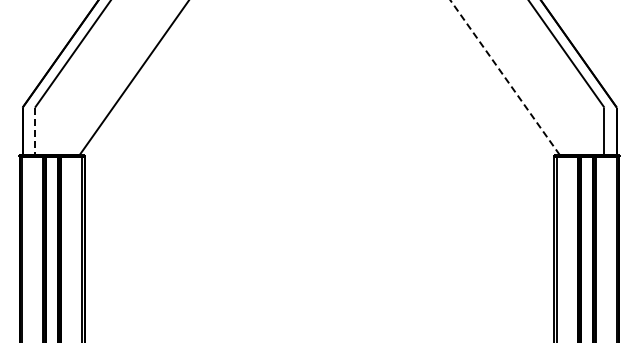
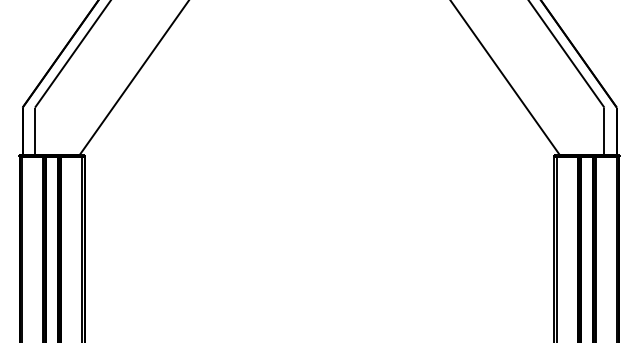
line: dashed -> solid (505, 77)
line: dashed -> solid (35, 131)
